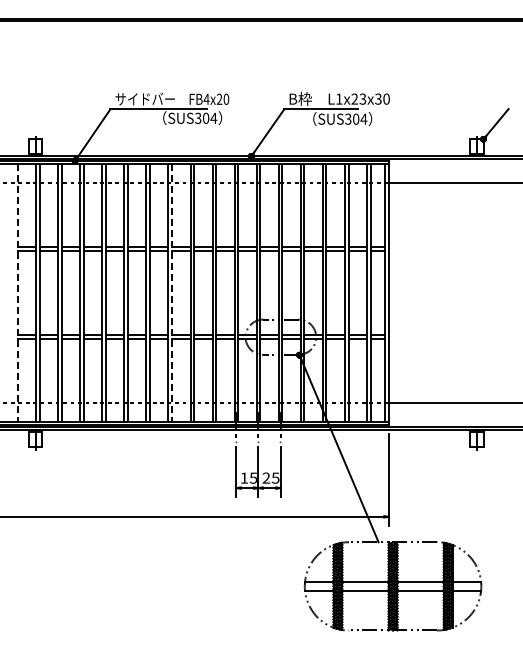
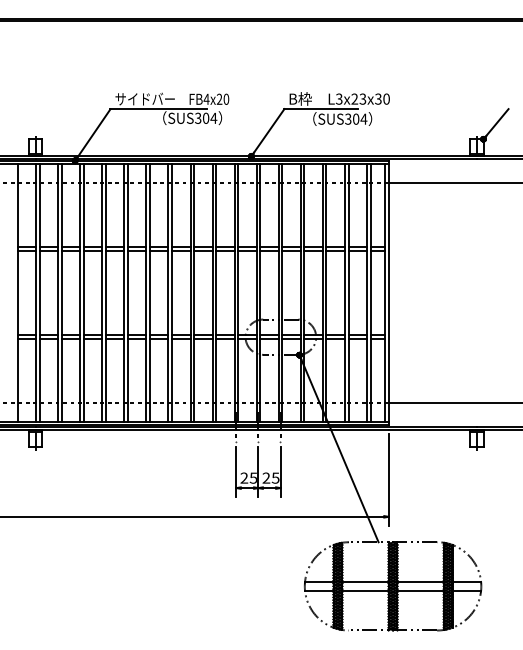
text: L1x23x30 -> L3x23x30 (338, 98)
line: dashed -> solid (17, 293)
line: dashed -> solid (172, 293)
text: 15 -> 25 (244, 477)
